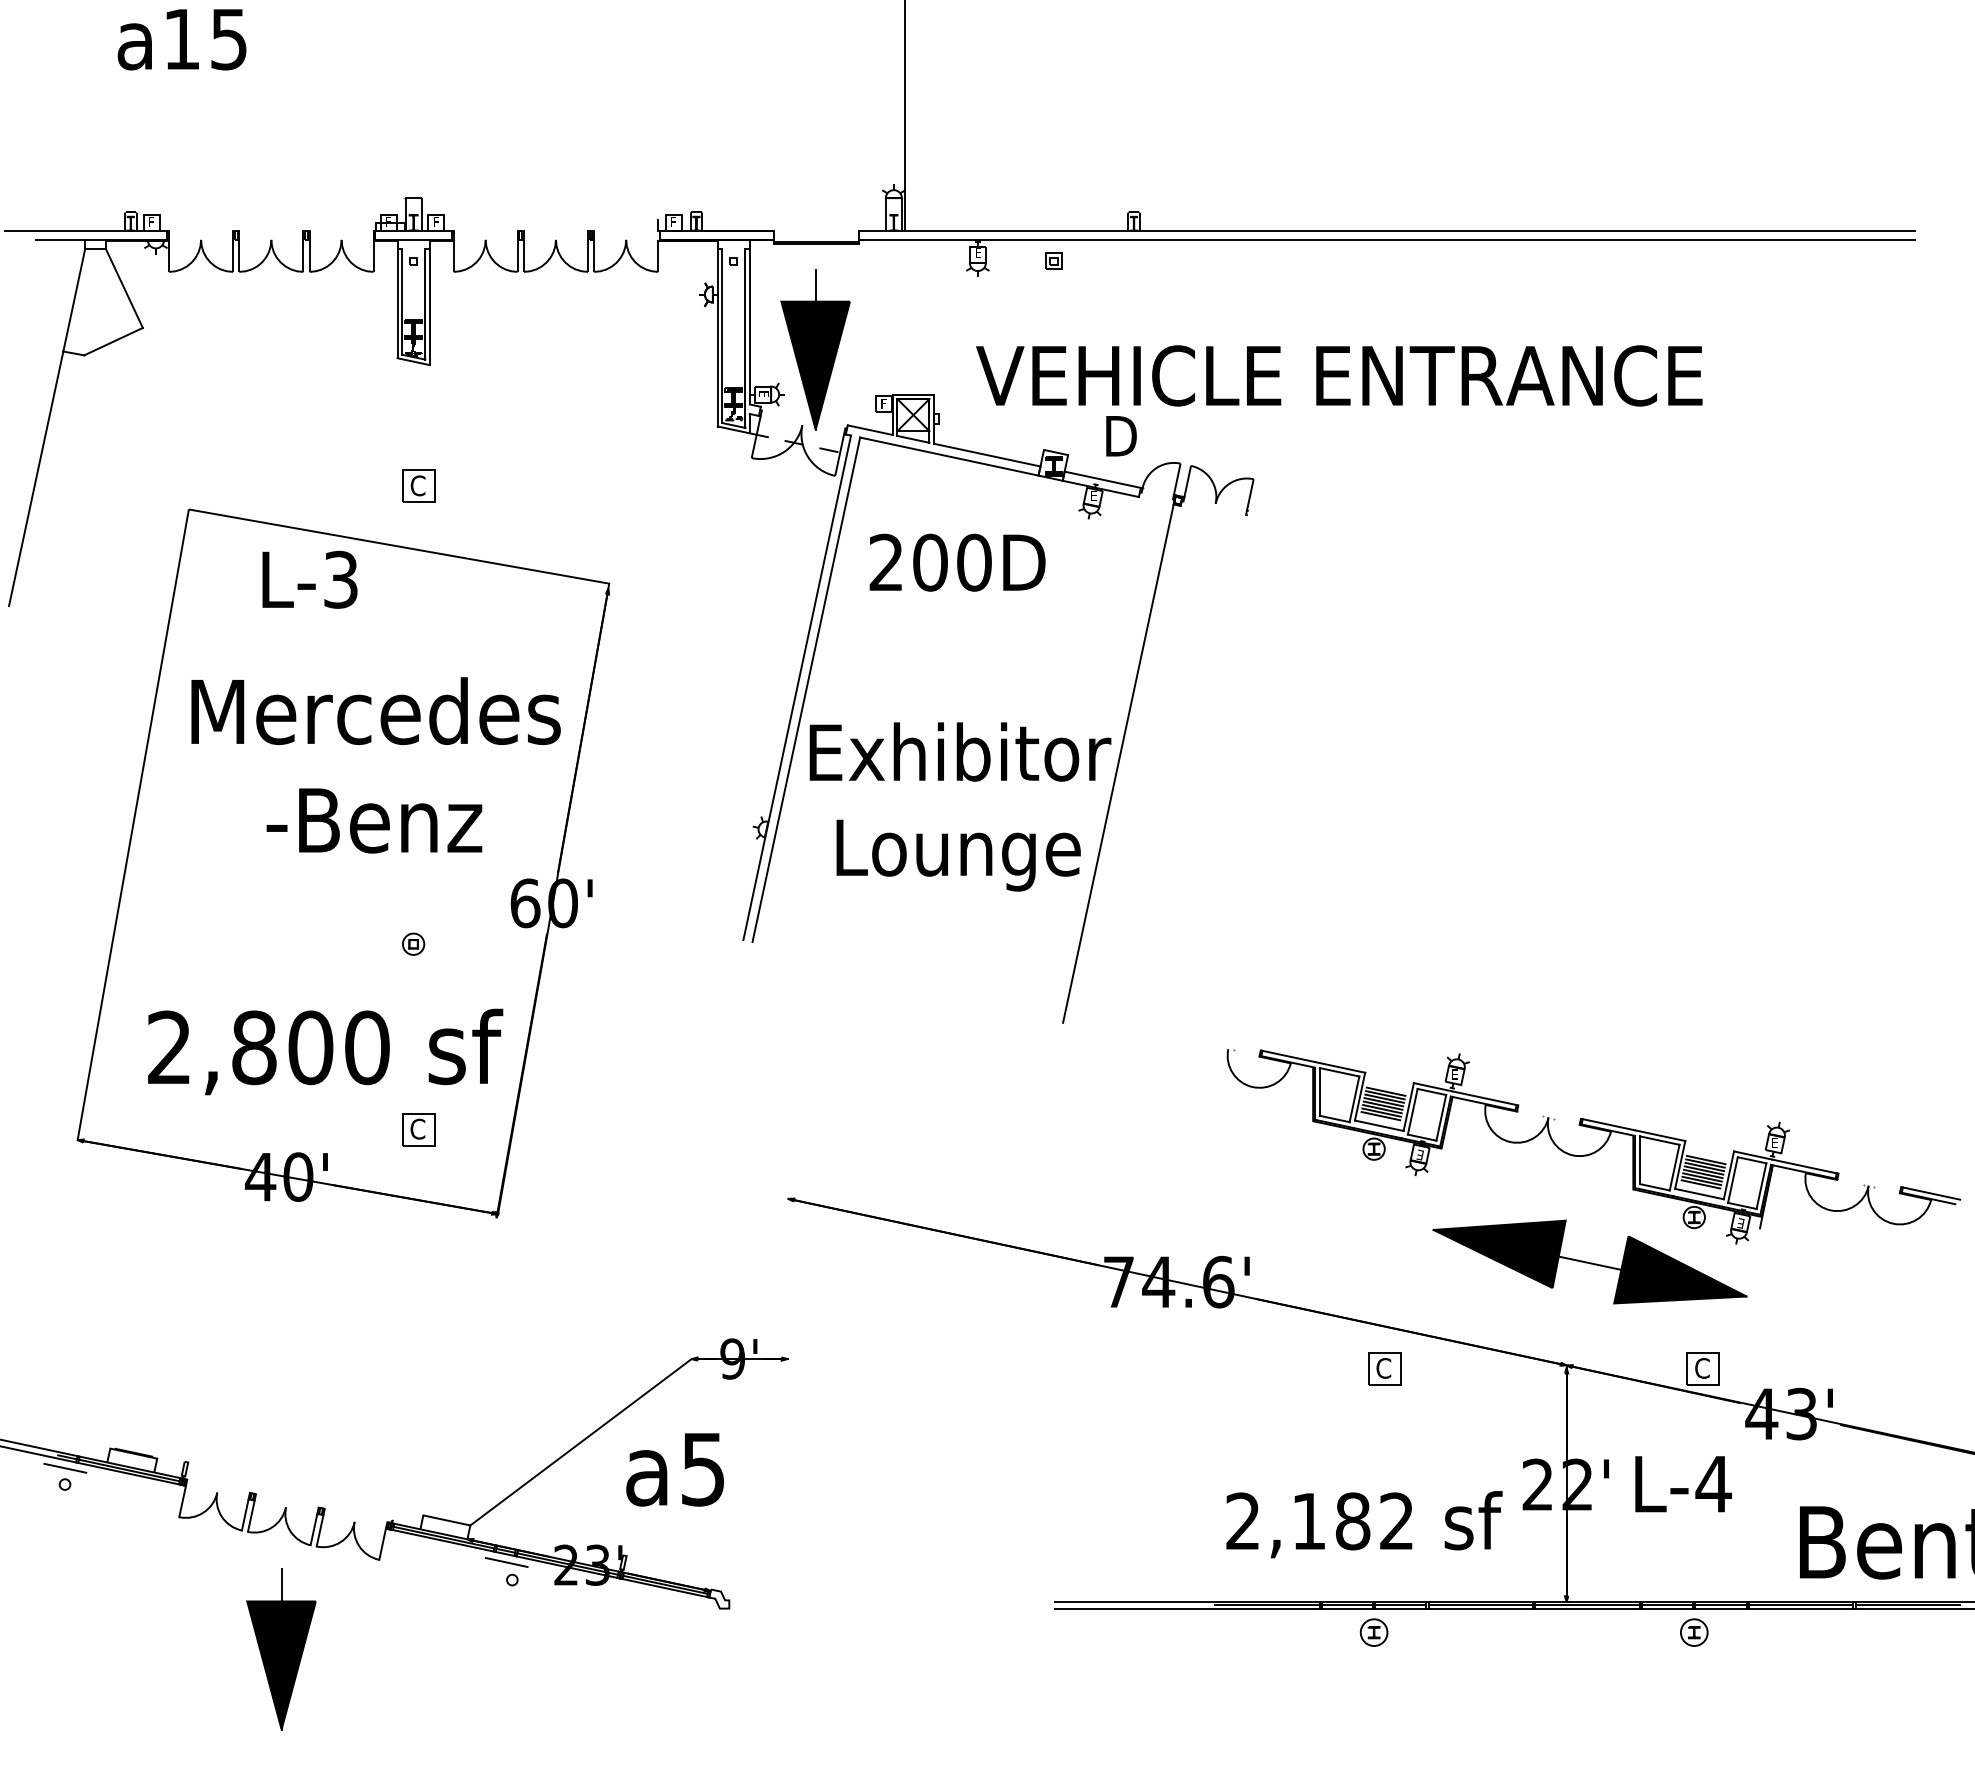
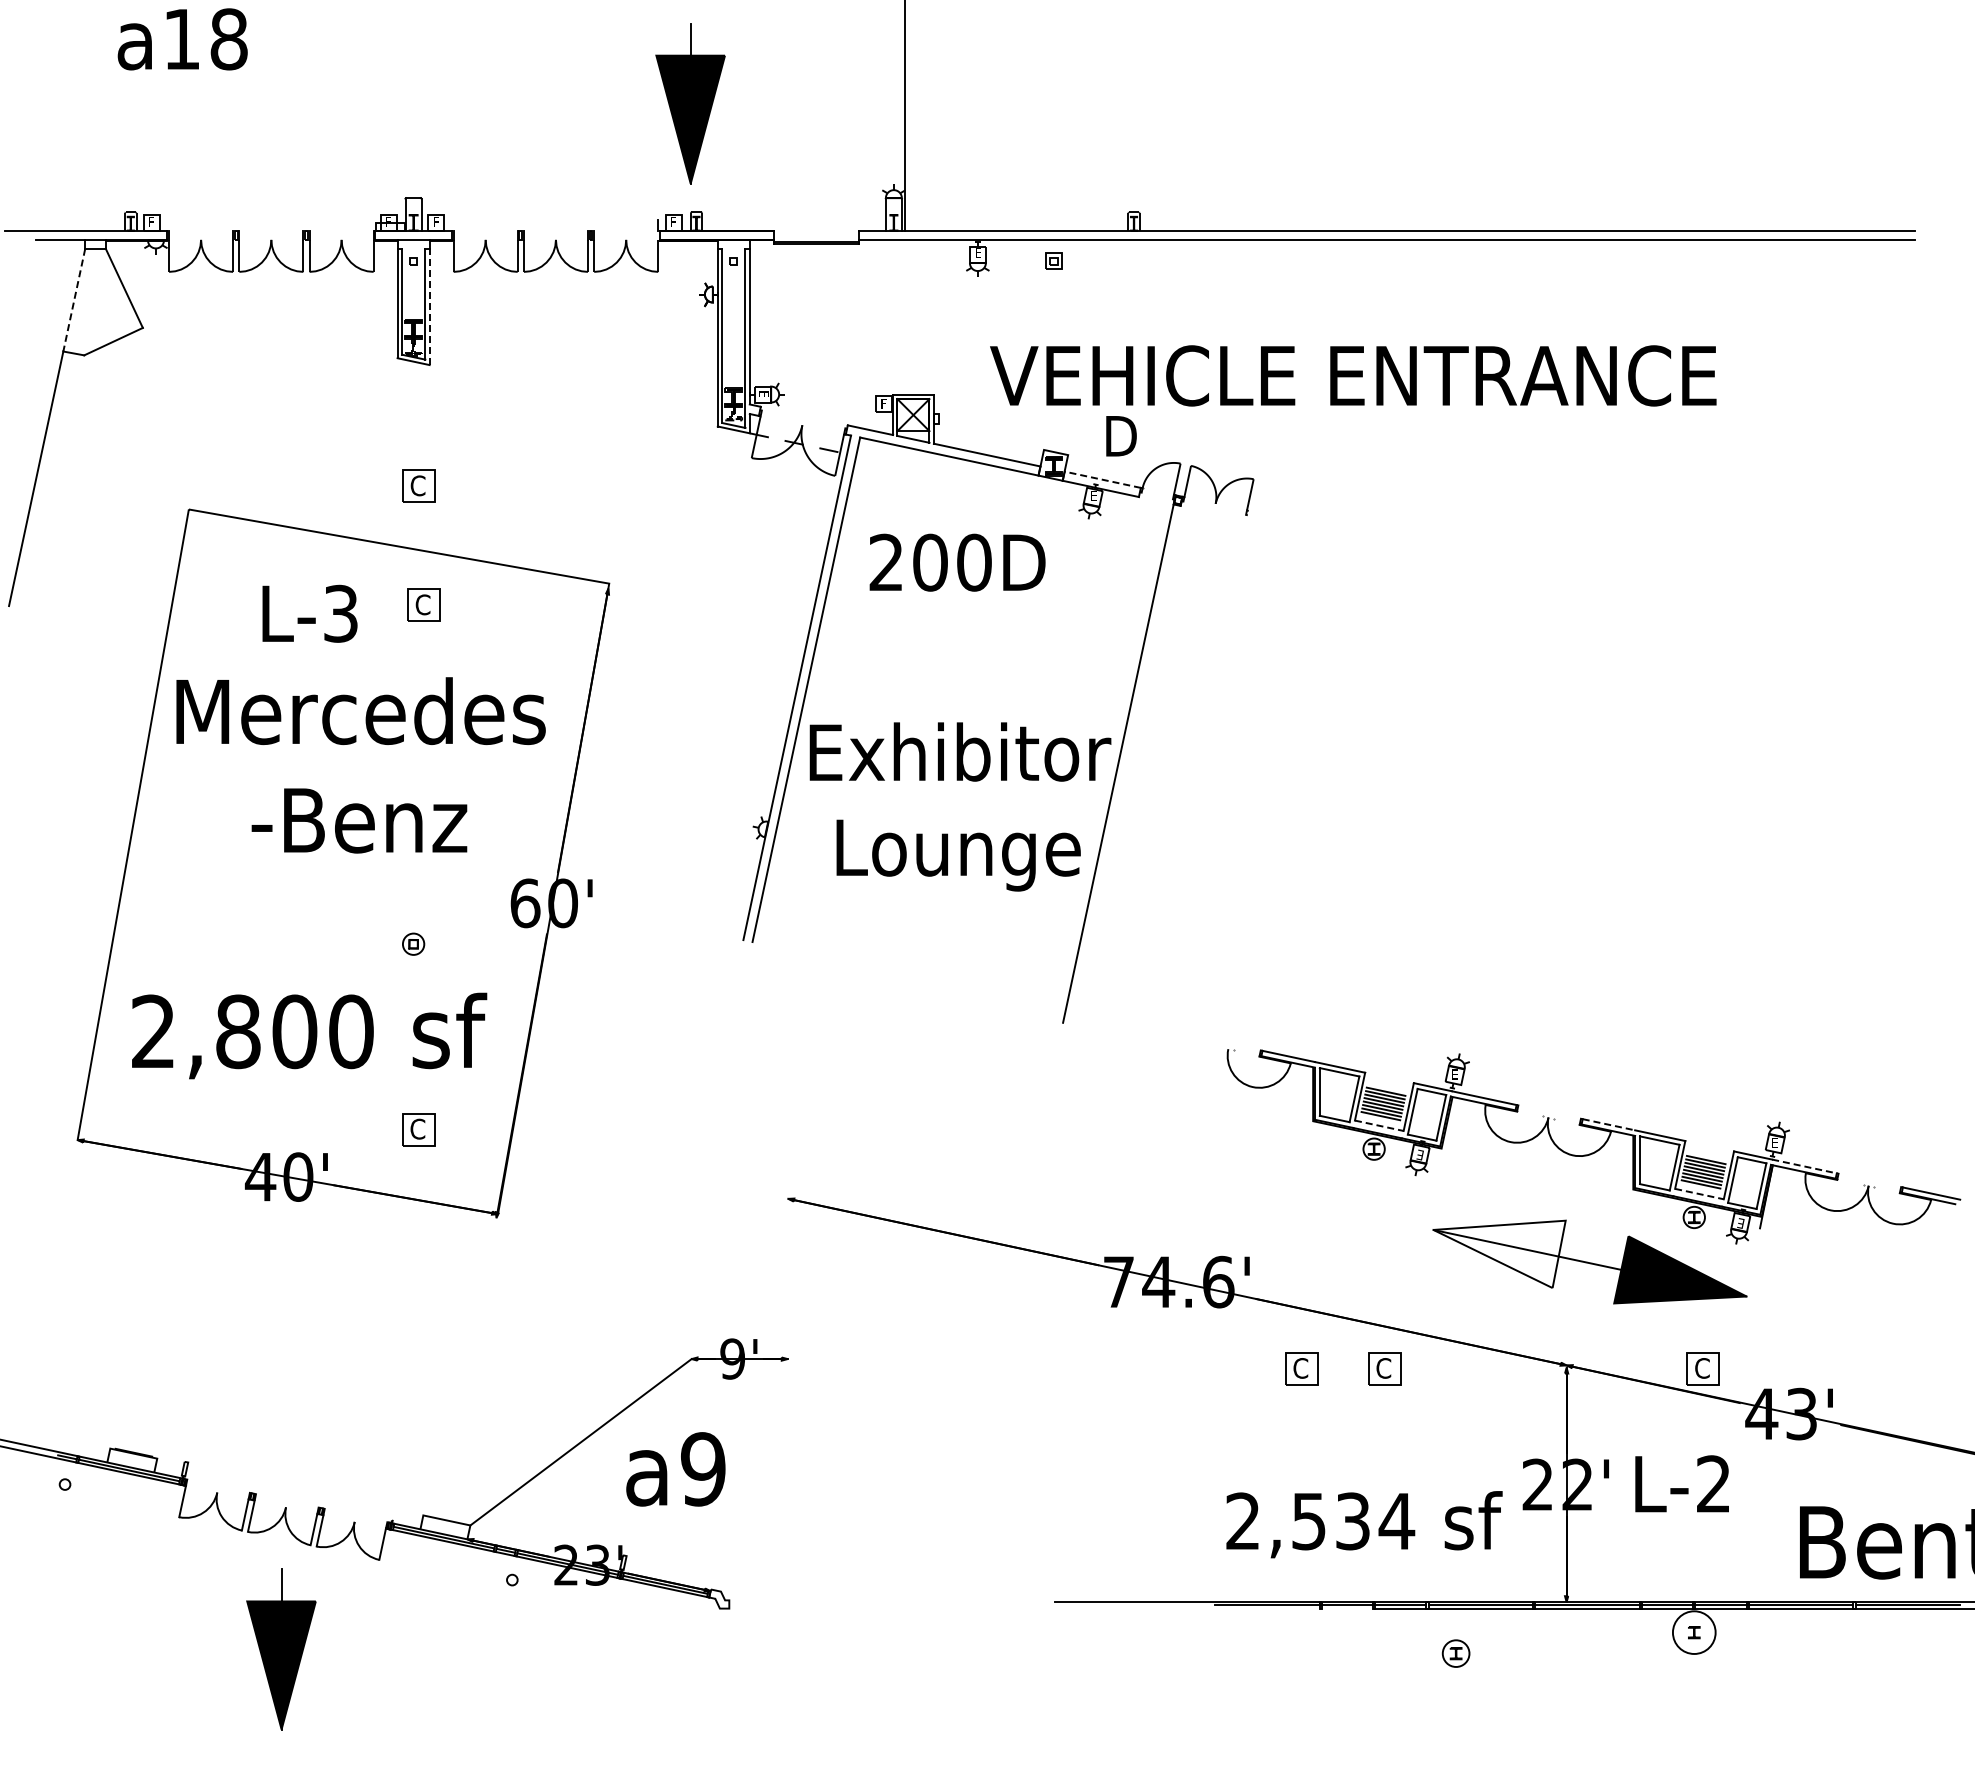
text: a15 -> a18 (228, 39)
line: solid -> dashed (74, 300)
line: solid -> dashed (429, 306)
part position: (815, 349) -> (690, 103) (690, 103)
text position: (1339, 375) -> (1353, 375) (1353, 375)
line: solid -> dashed (1102, 479)
text position: (309, 579) -> (309, 613) (309, 613)
part: none -> present (423, 604)
text position: (375, 765) -> (360, 765) (360, 765)
text position: (325, 1051) -> (309, 1035) (309, 1035)
line: solid -> dashed (1608, 1124)
line: solid -> dashed (1379, 1125)
line: solid -> dashed (1804, 1166)
line: solid -> dashed (1699, 1194)
fill: present -> none (1499, 1254)
part: none -> present (1301, 1368)
line: present -> none (65, 1467)
text: a5 -> a9 (703, 1469)
text: L-4 -> L-2 (1713, 1483)
text: 2,182 -> 2,534 (1353, 1521)
line: present -> none (506, 1562)
line: present -> none (1214, 1608)
part position: (1373, 1632) -> (1455, 1653) (1455, 1653)
circle diameter: 27 px -> 43 px (1693, 1632)
